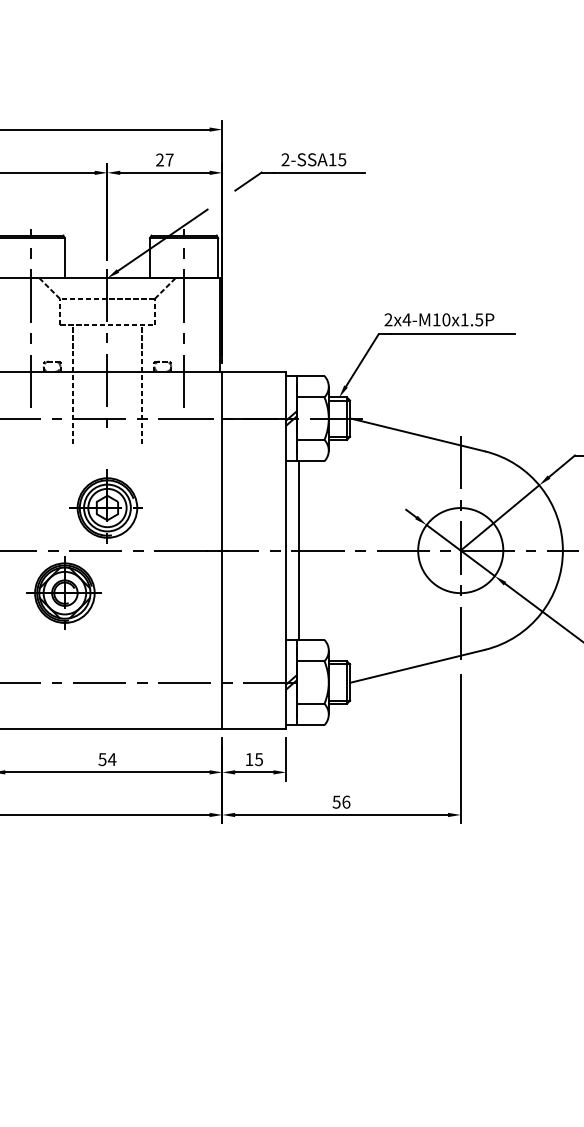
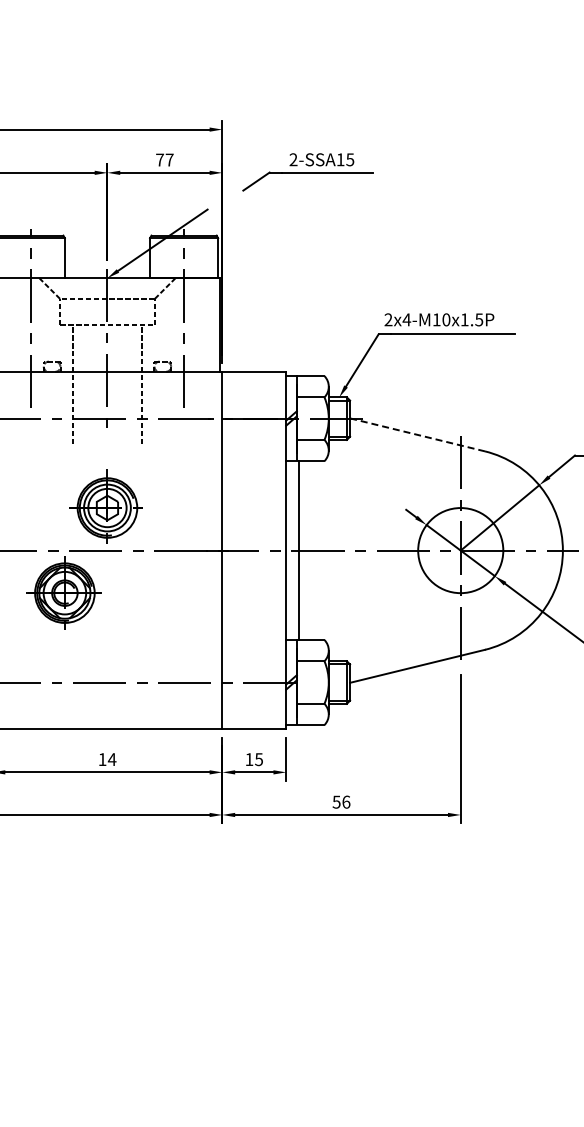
text: 27 -> 77 (159, 159)
part position: (299, 172) -> (307, 172) (307, 172)
line: solid -> dashed (418, 435)
text: 54 -> 14 (102, 759)
